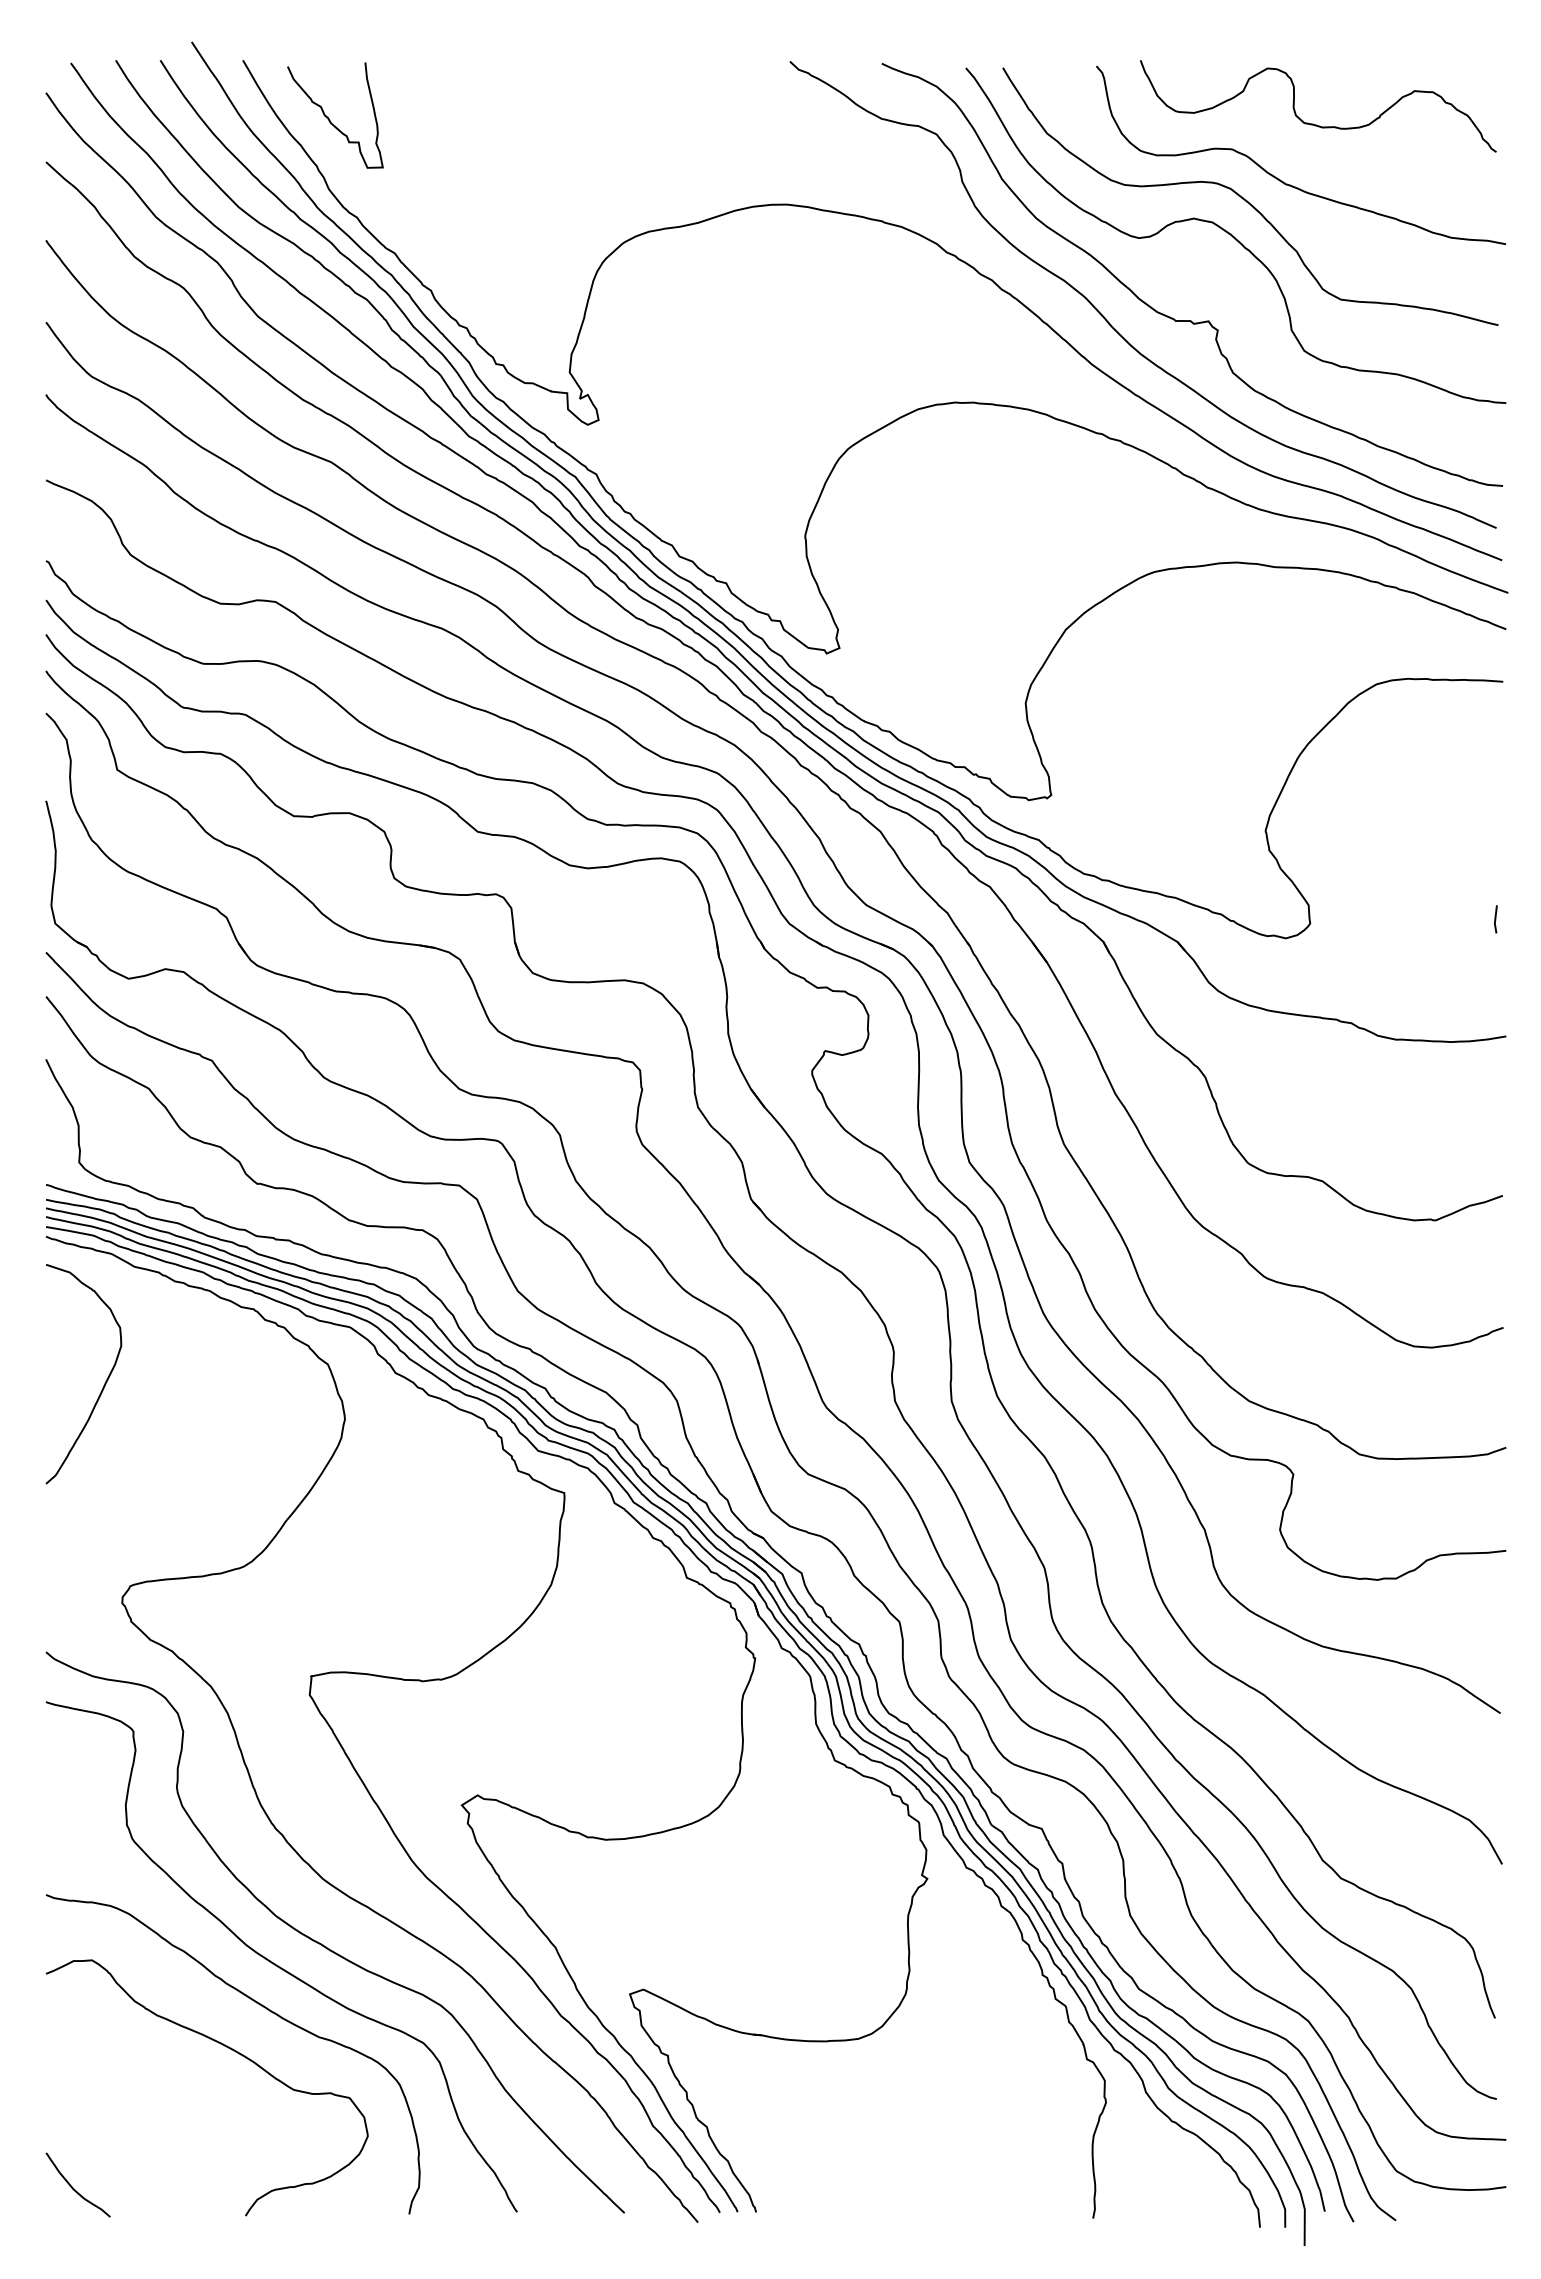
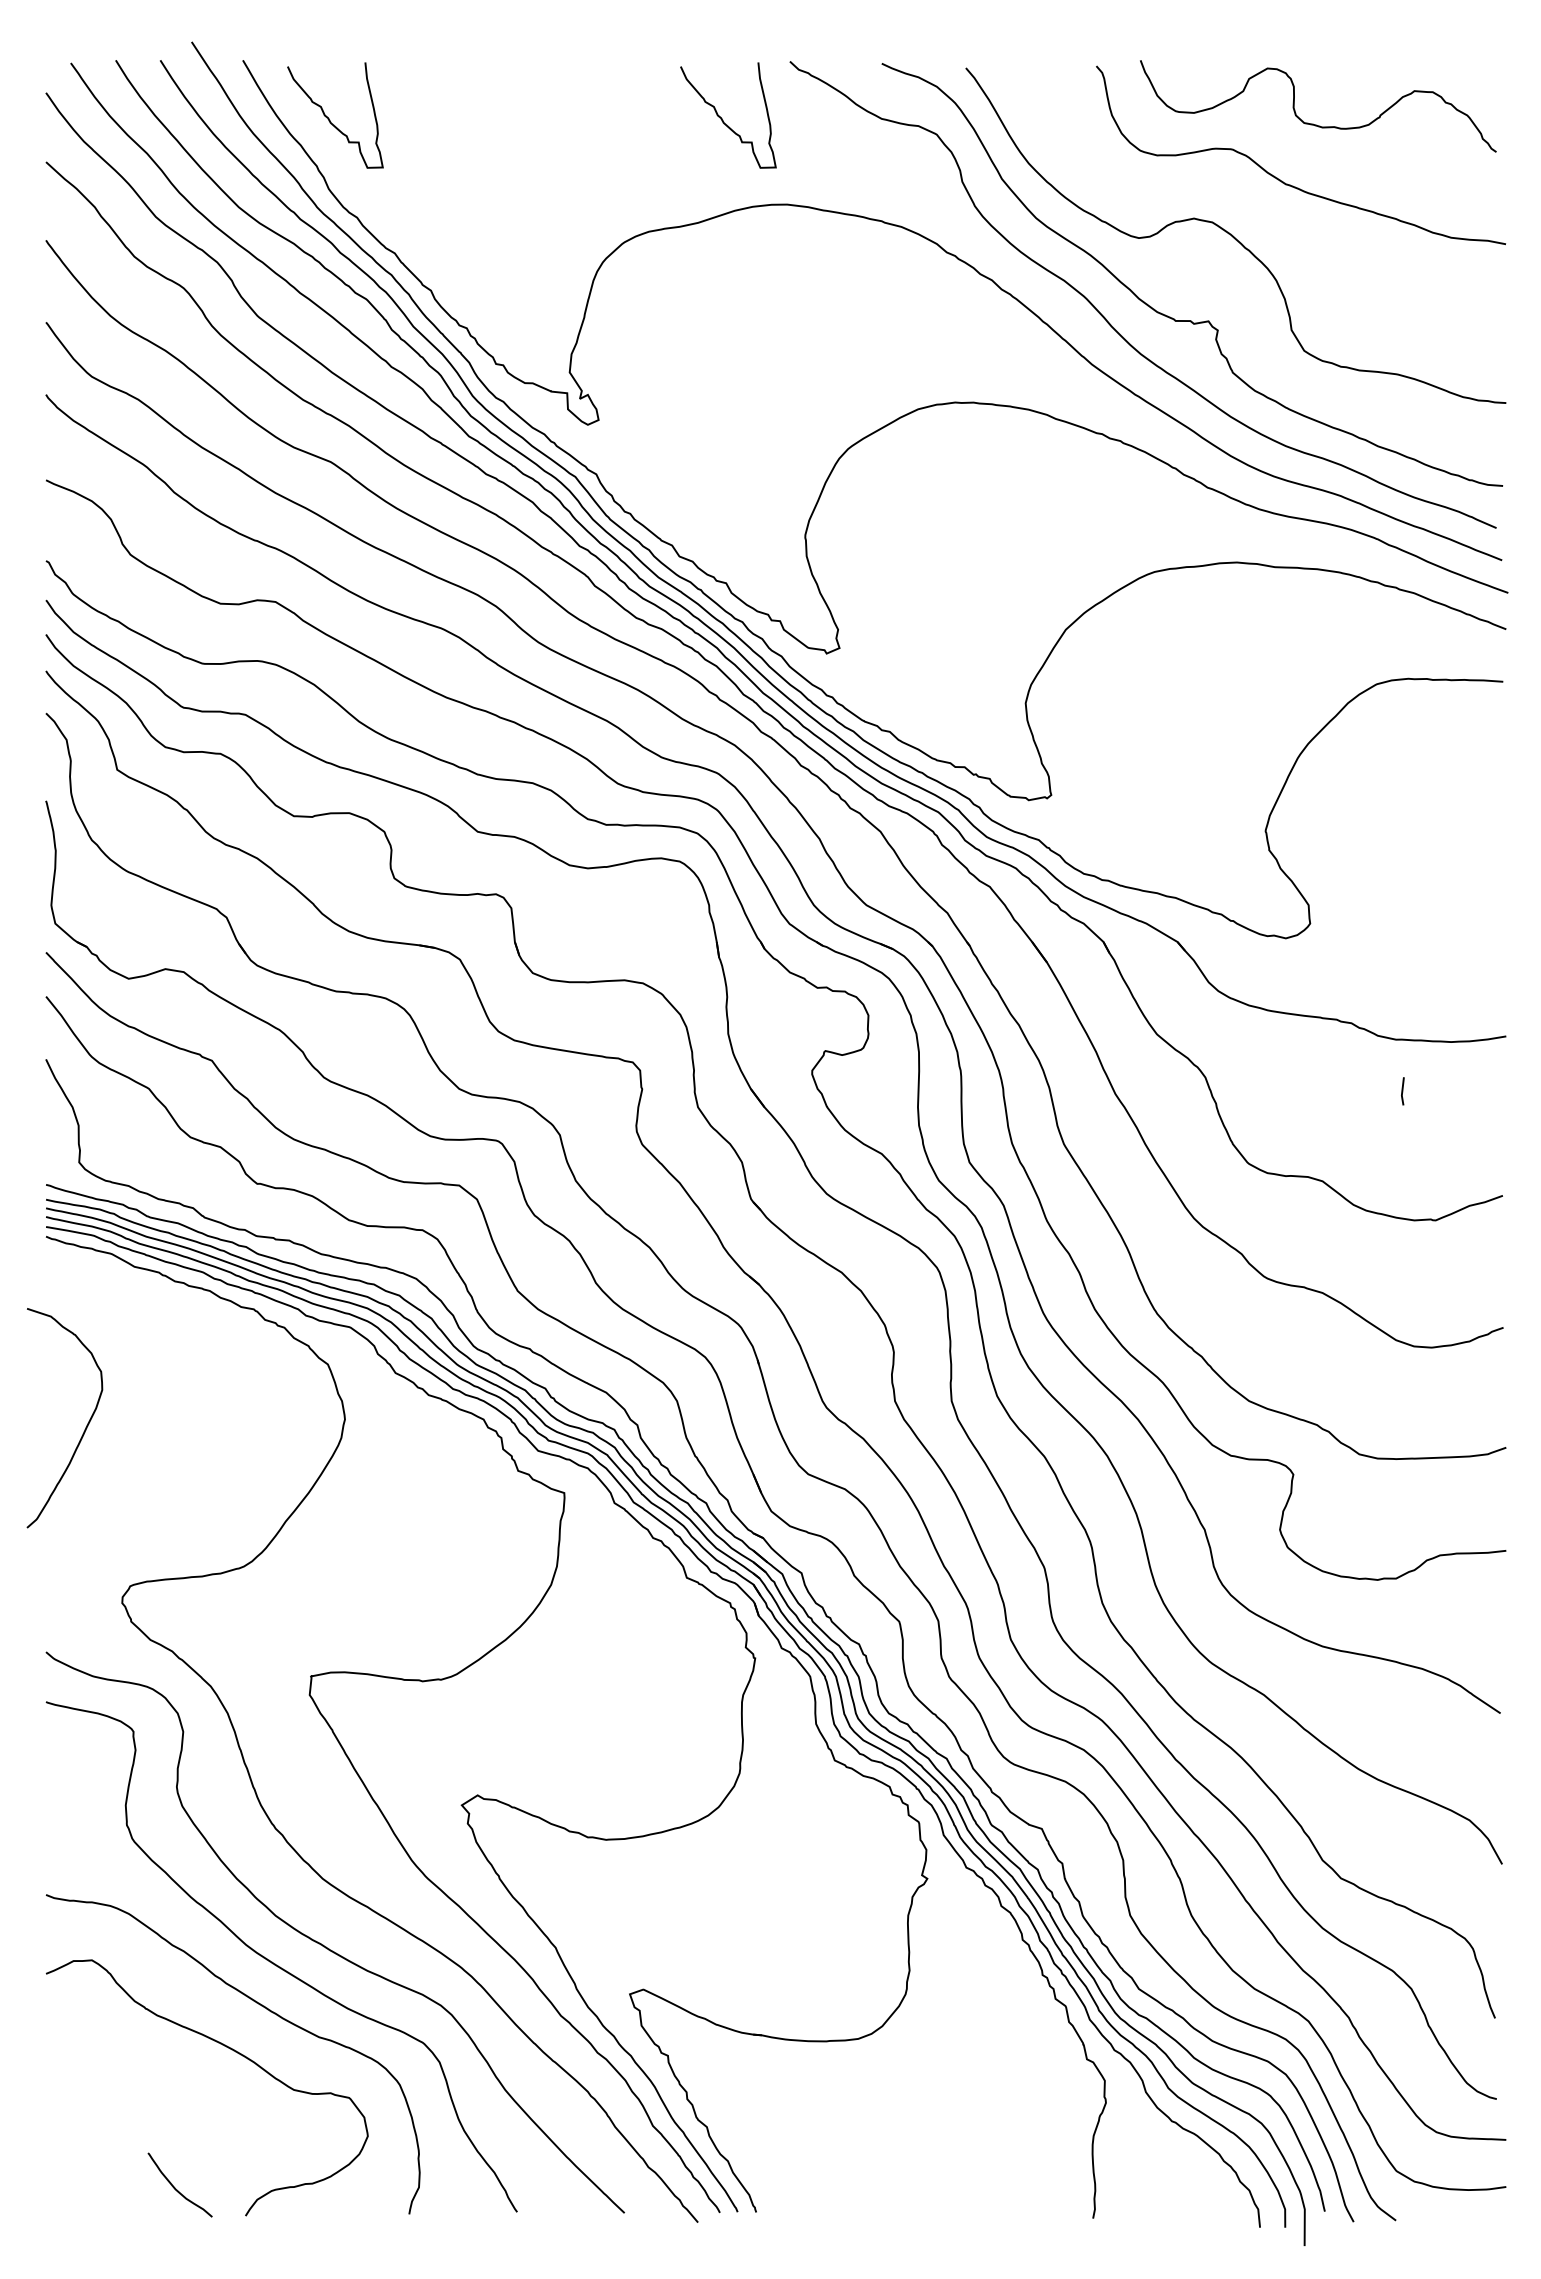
curve: none -> present (722, 118)
curve: present -> none (1246, 199)
line position: (1495, 919) -> (1402, 1091) (1402, 1091)
curve position: (103, 1385) -> (84, 1429) (84, 1429)
curve position: (73, 2187) -> (175, 2187) (175, 2187)
